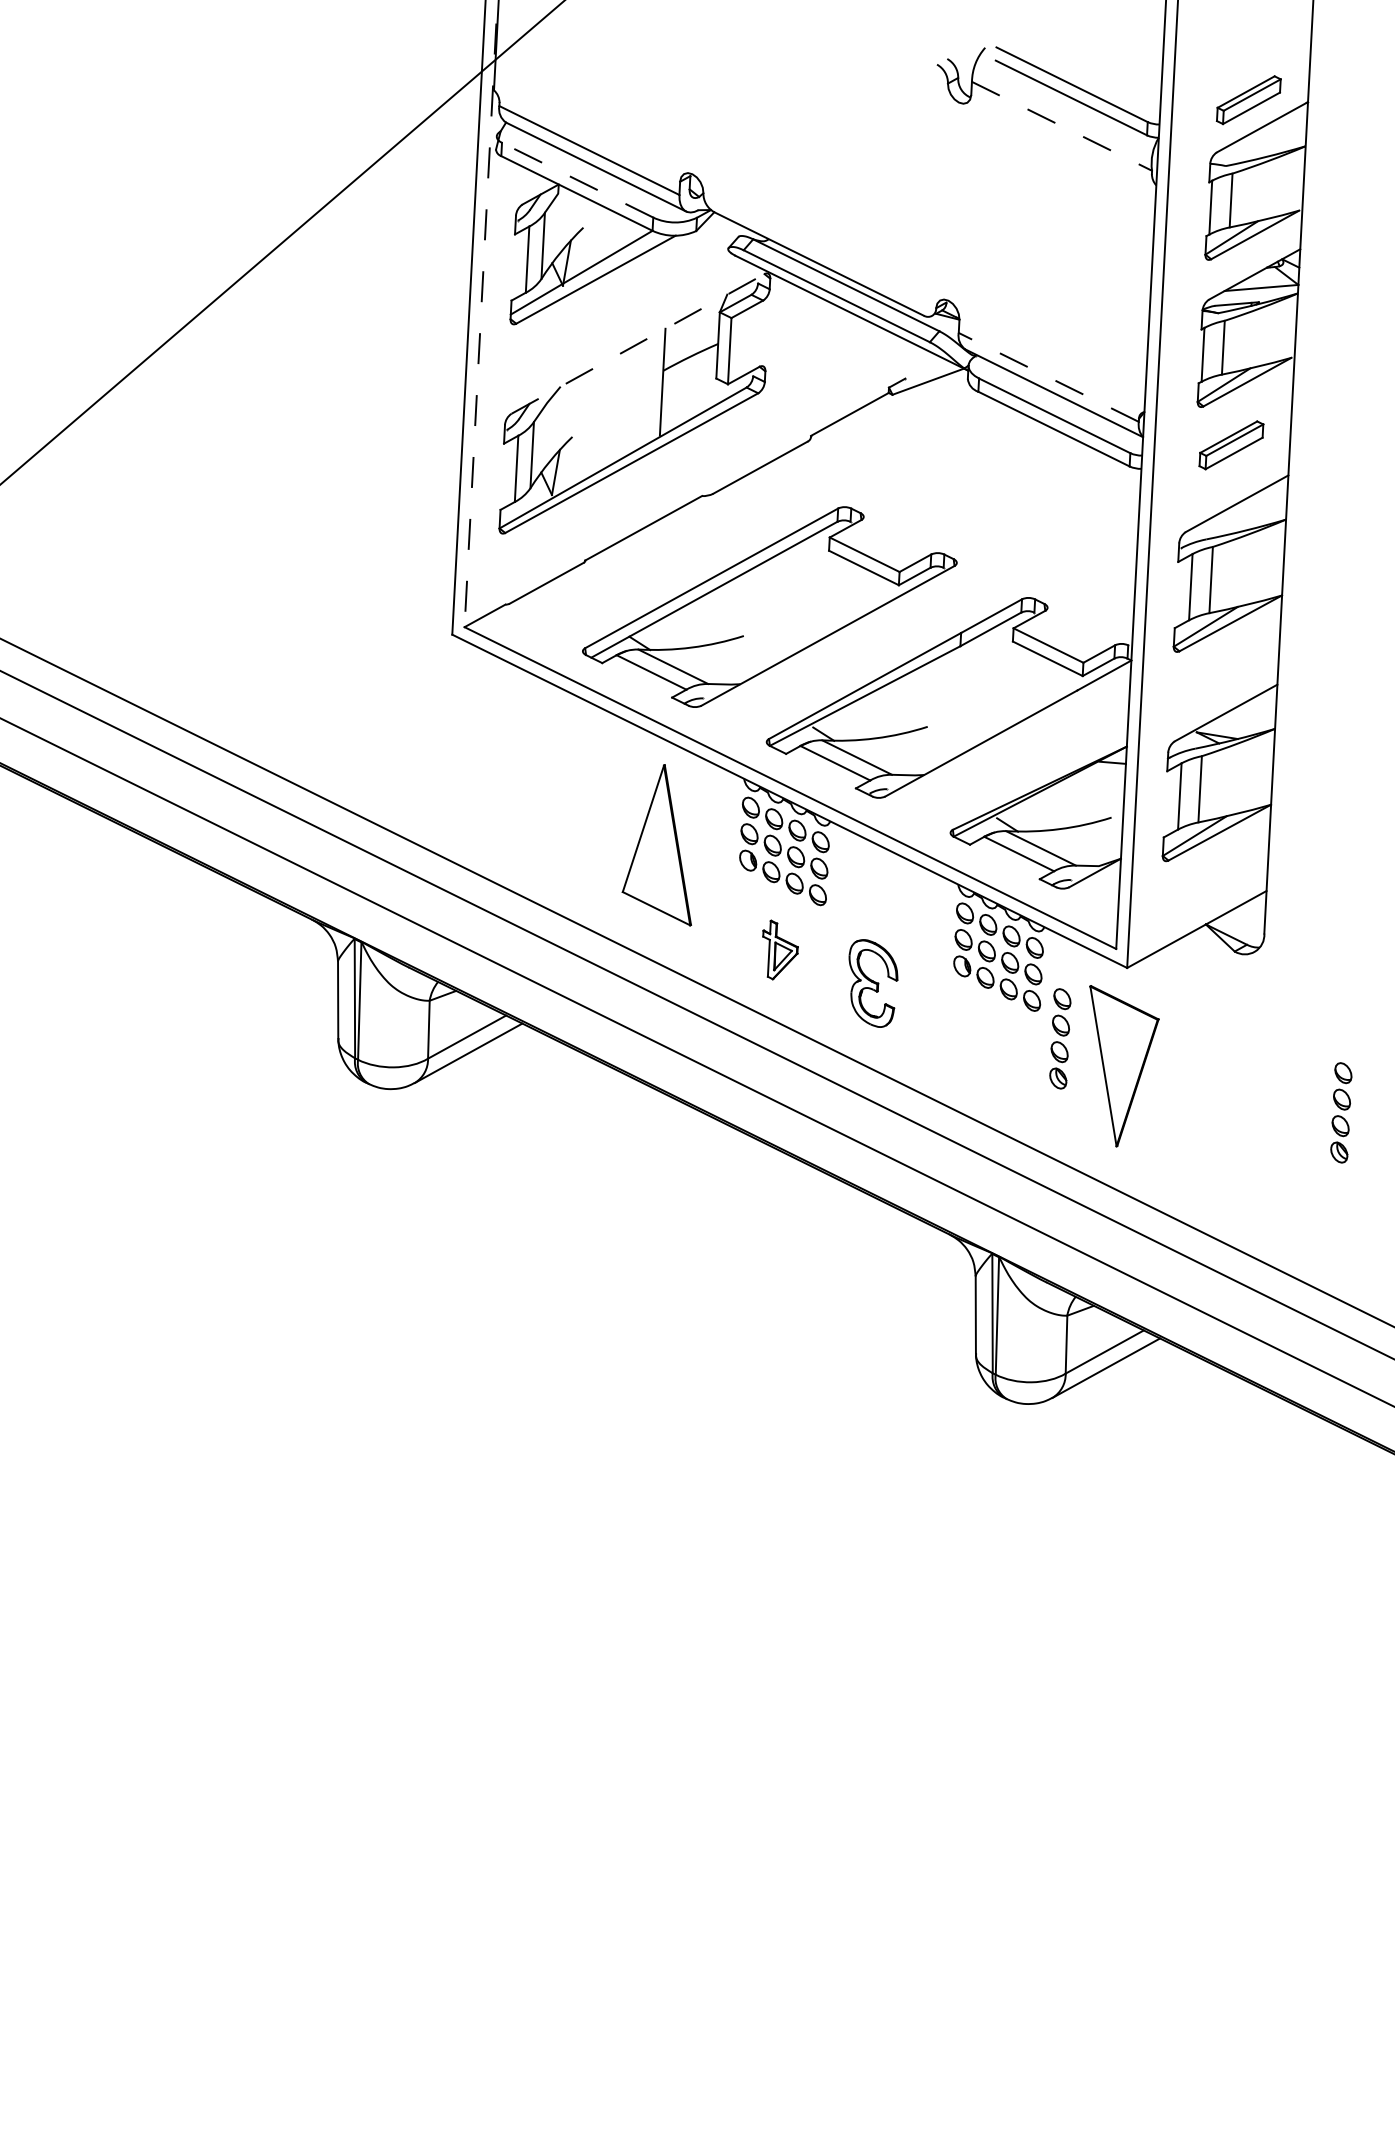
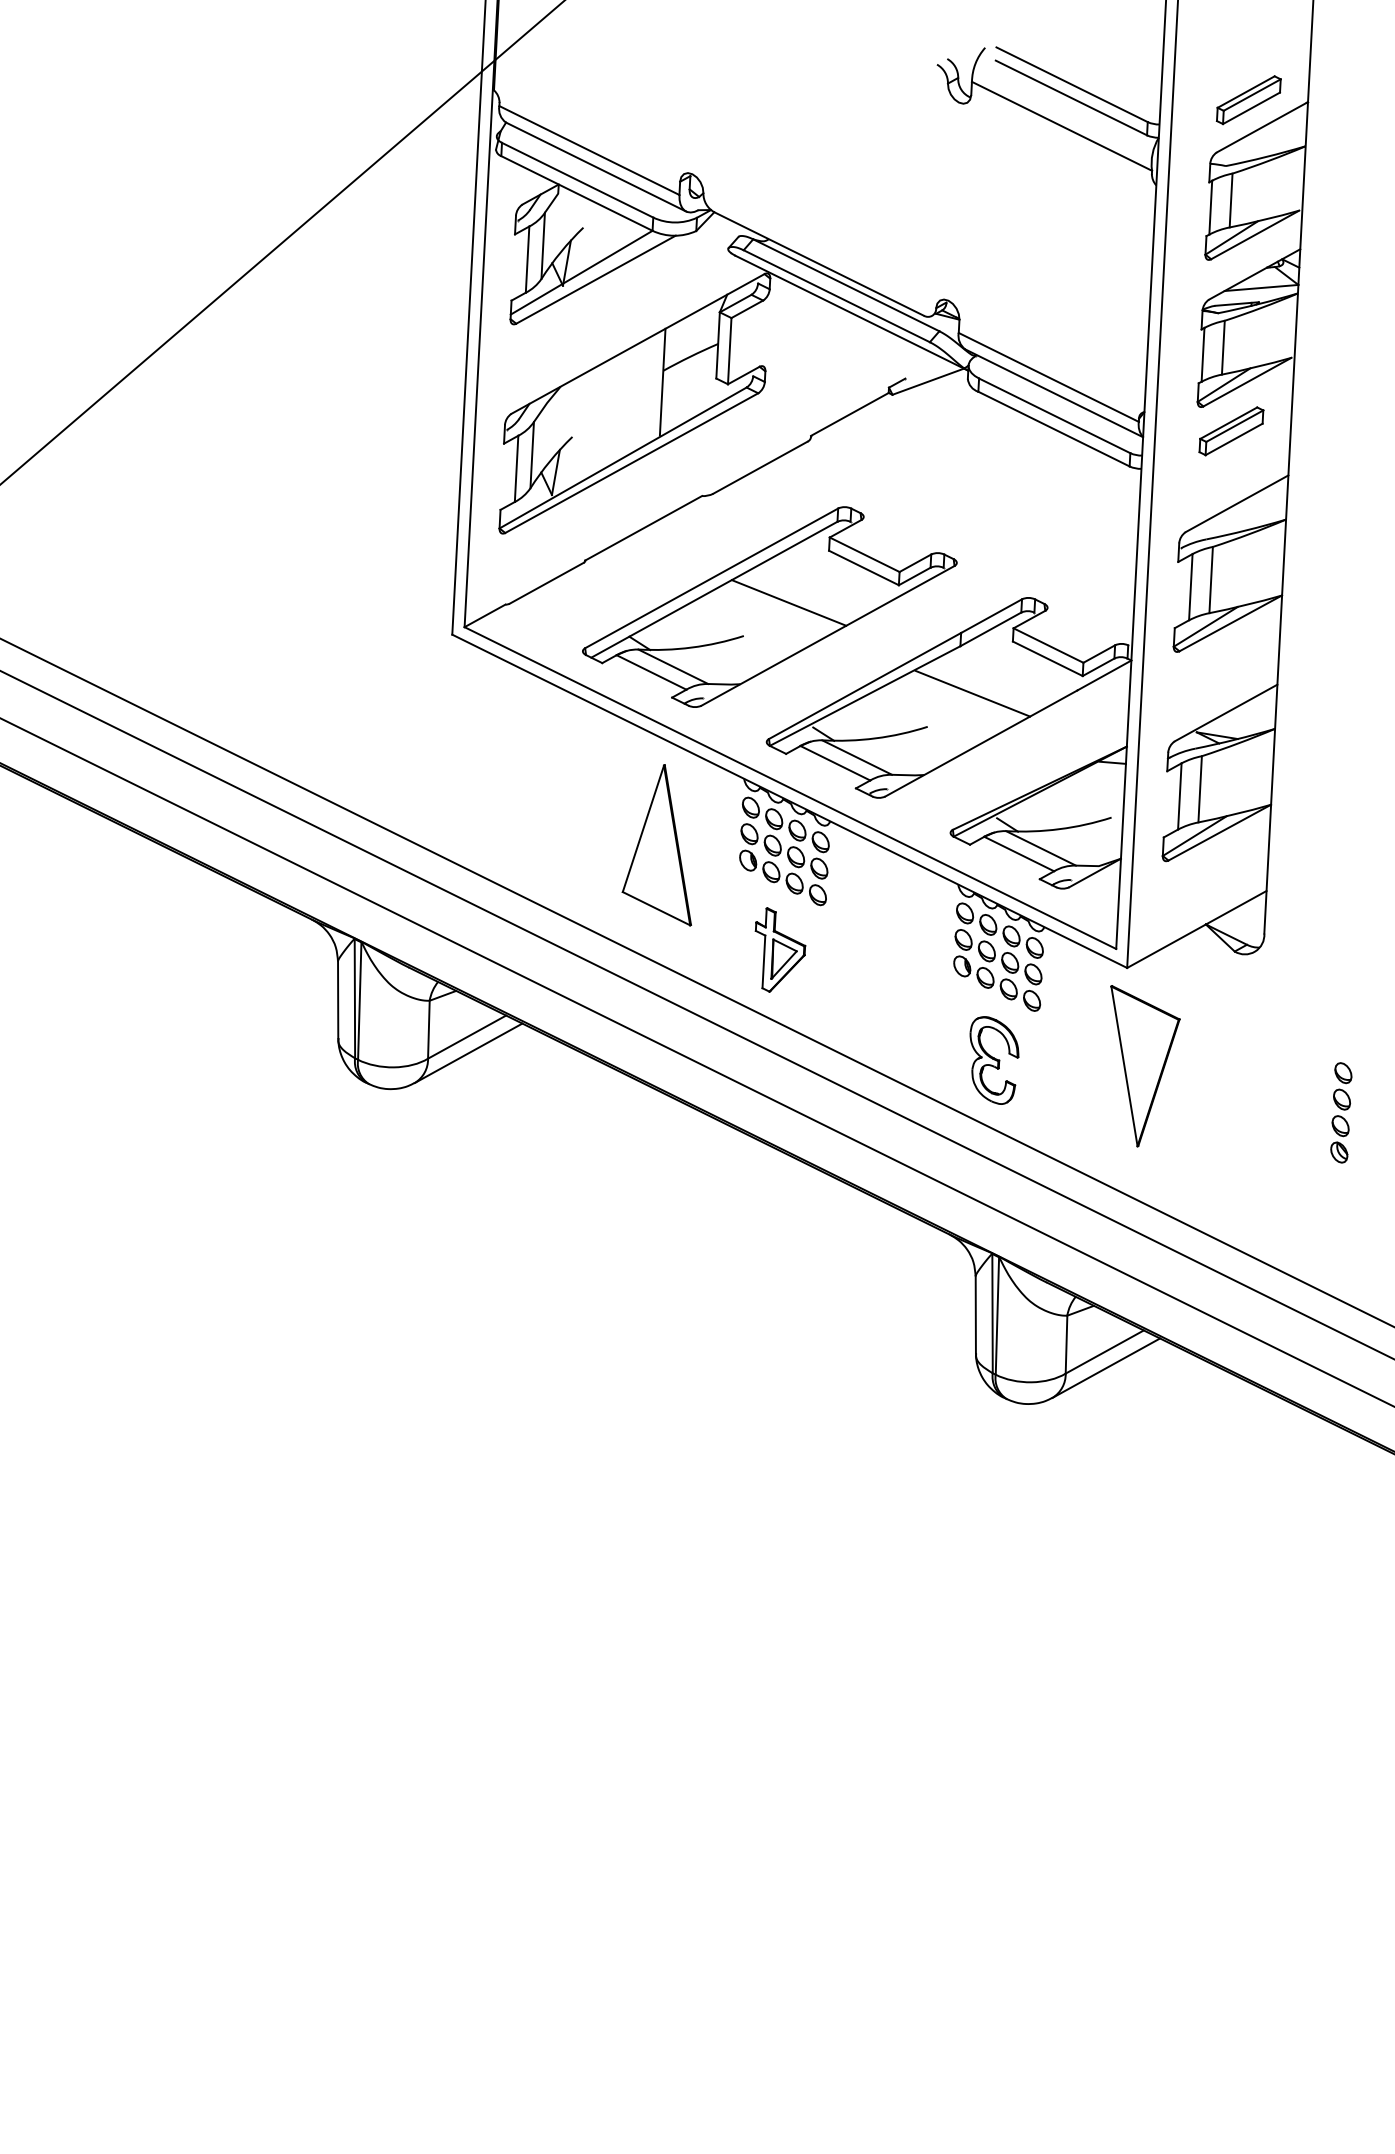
line: dashed -> solid (1062, 126)
line: dashed -> solid (577, 180)
line: dashed -> solid (481, 313)
line: dashed -> solid (638, 343)
line: dashed -> solid (1048, 377)
part position: (1231, 445) -> (1231, 431) (1231, 431)
line: none -> present (788, 602)
line: none -> present (972, 693)
part size: 37x62 px -> 53x86 px (780, 949)
part position: (873, 983) -> (994, 1060) (994, 1060)
part: present -> none (1060, 1038)
part position: (1124, 1066) -> (1145, 1066) (1145, 1066)
